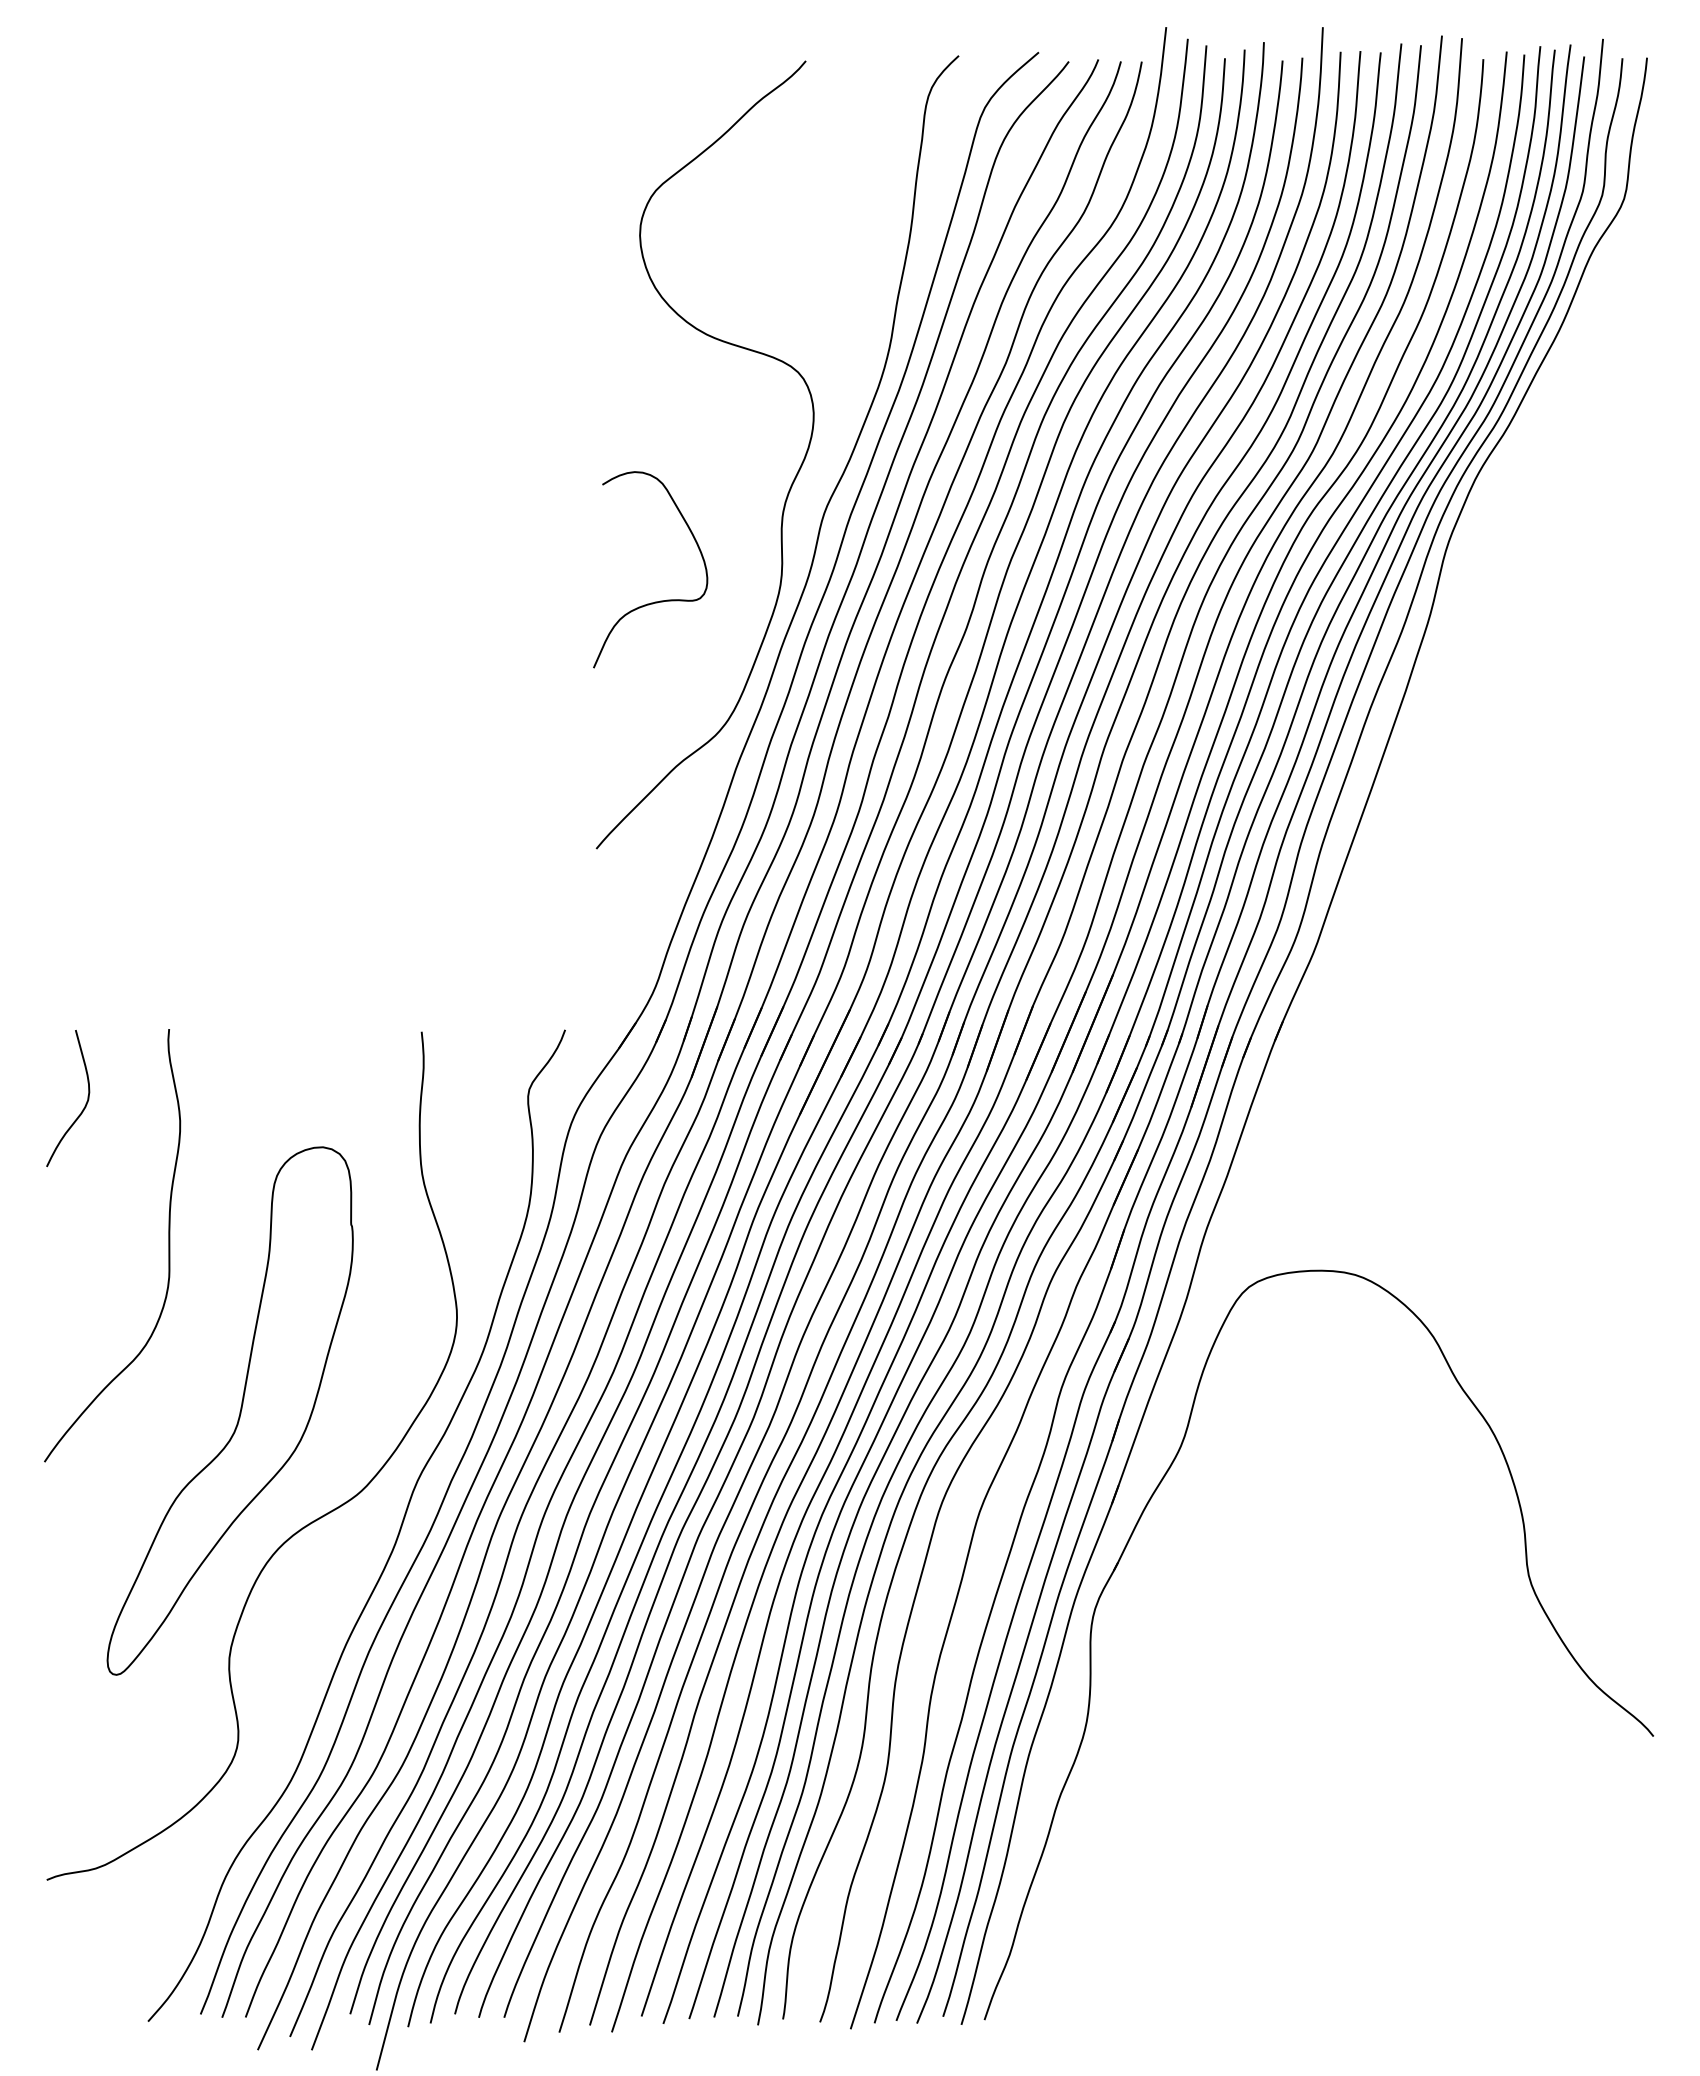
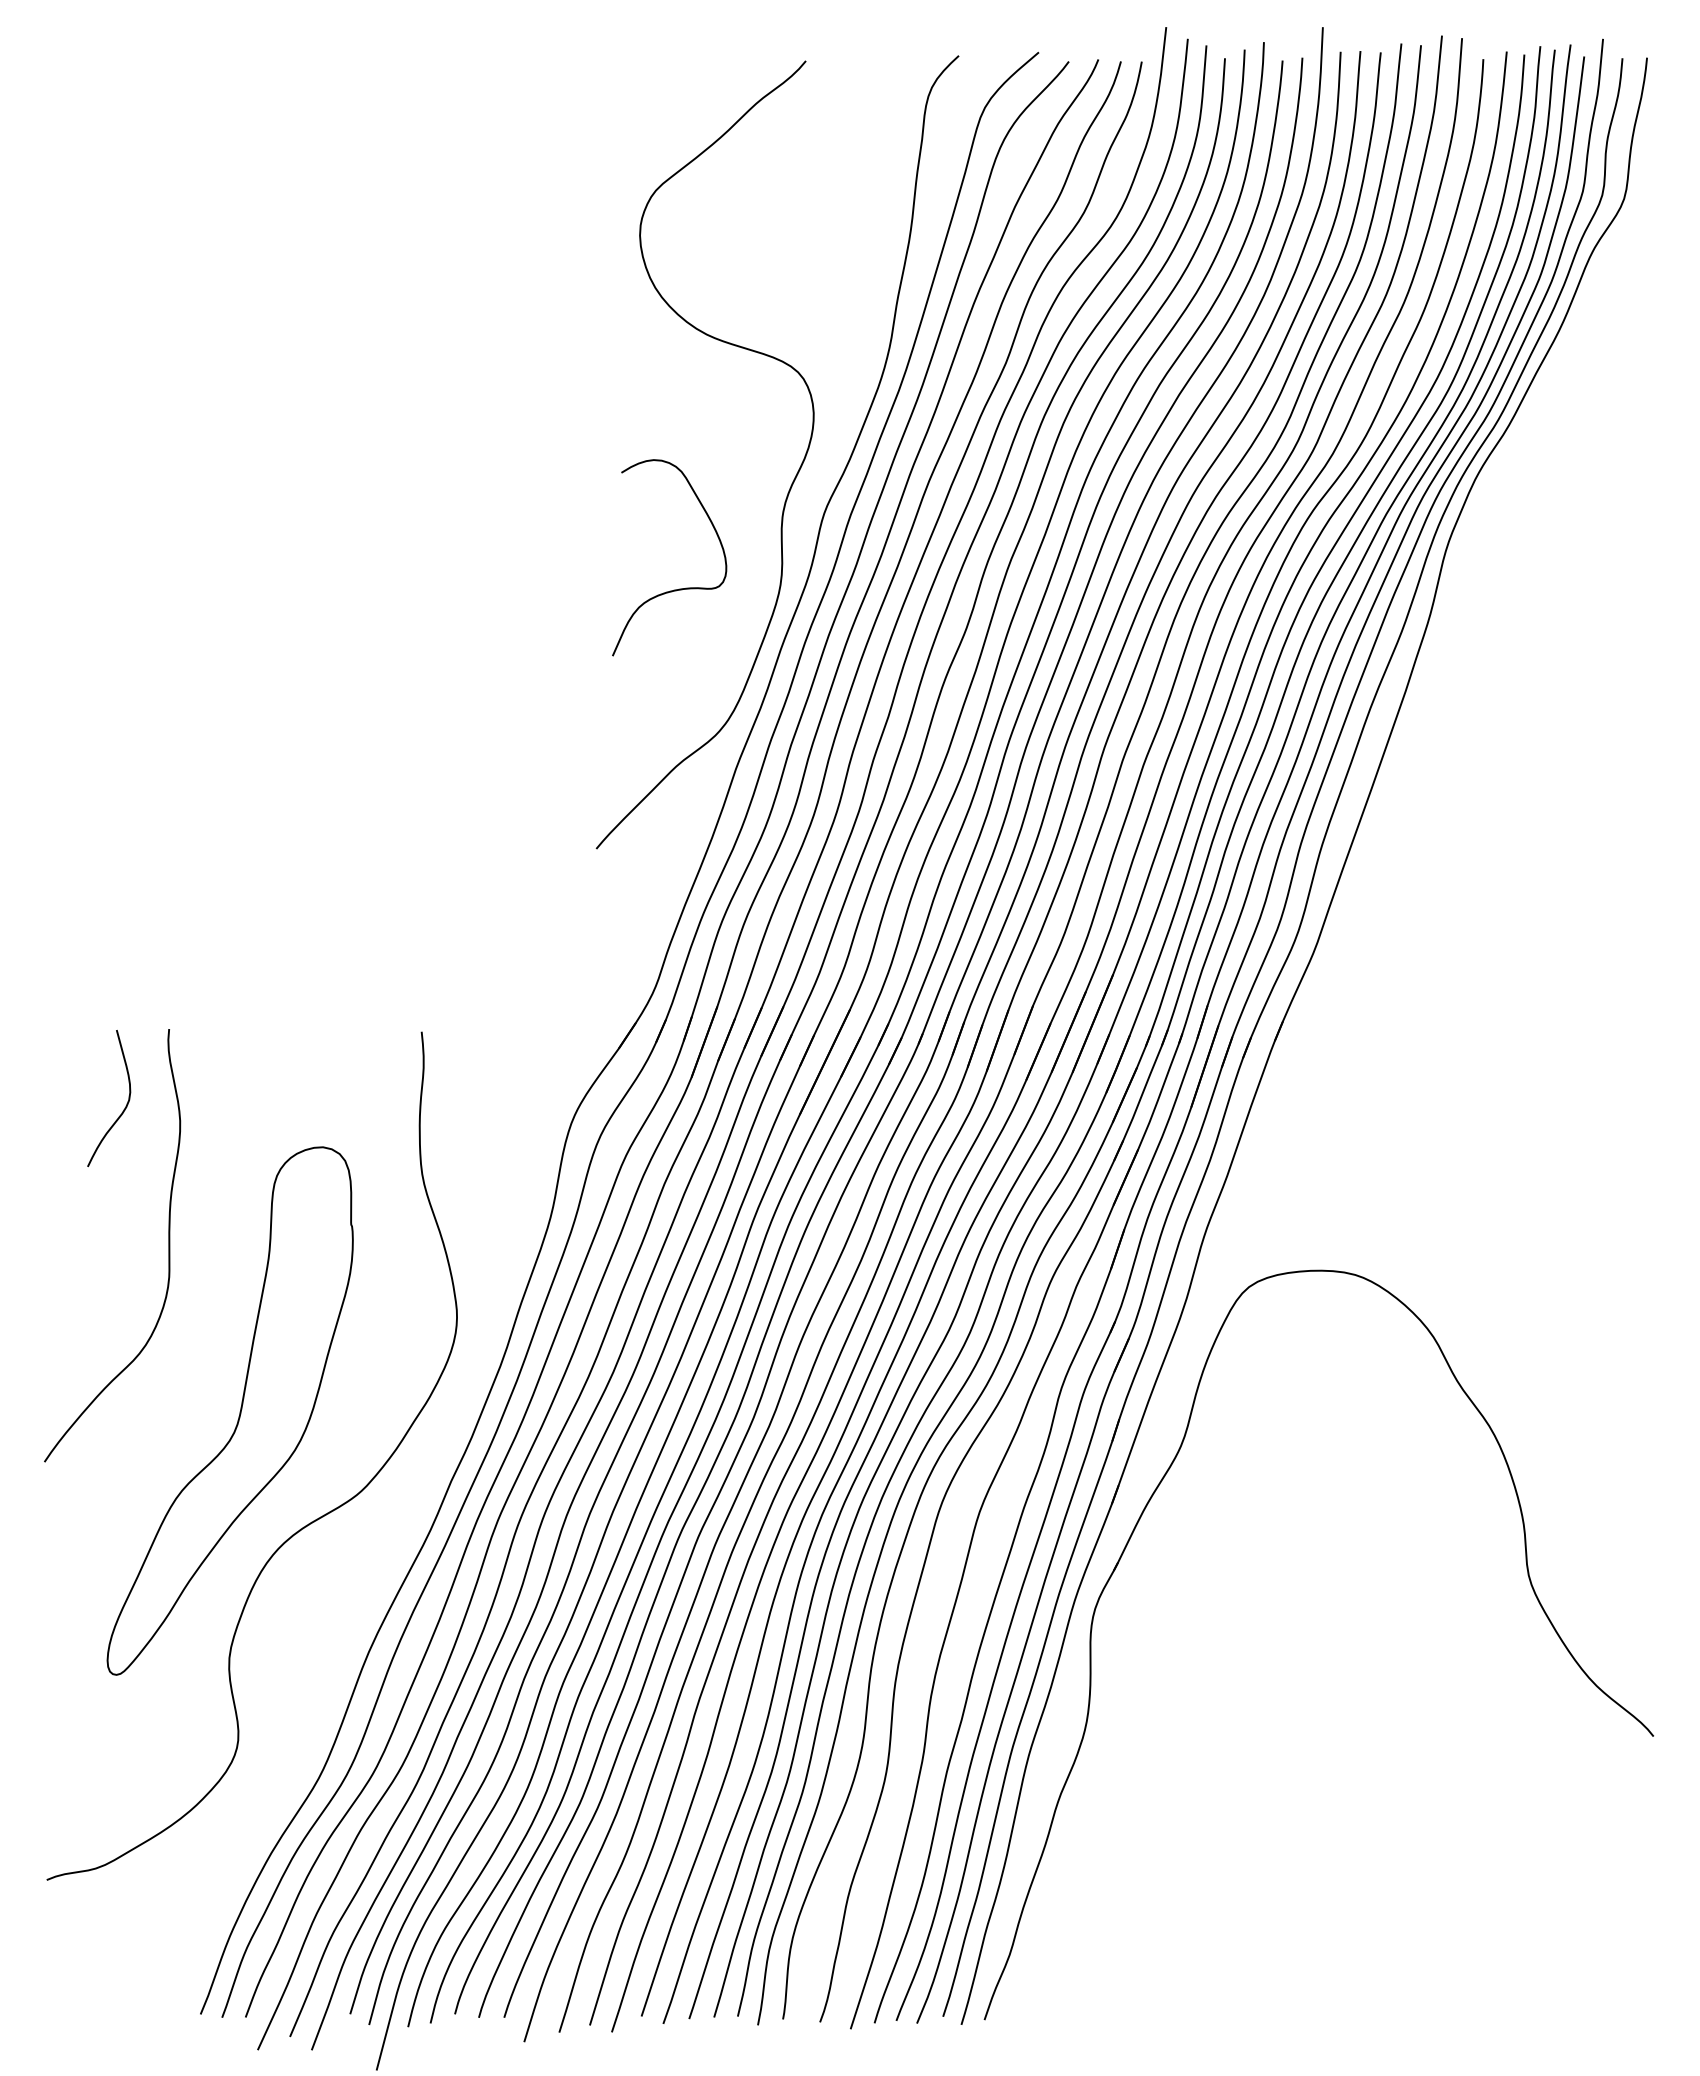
curve position: (655, 601) -> (674, 589) (674, 589)
curve position: (85, 1103) -> (126, 1103) (126, 1103)
curve: present -> none (394, 1542)
